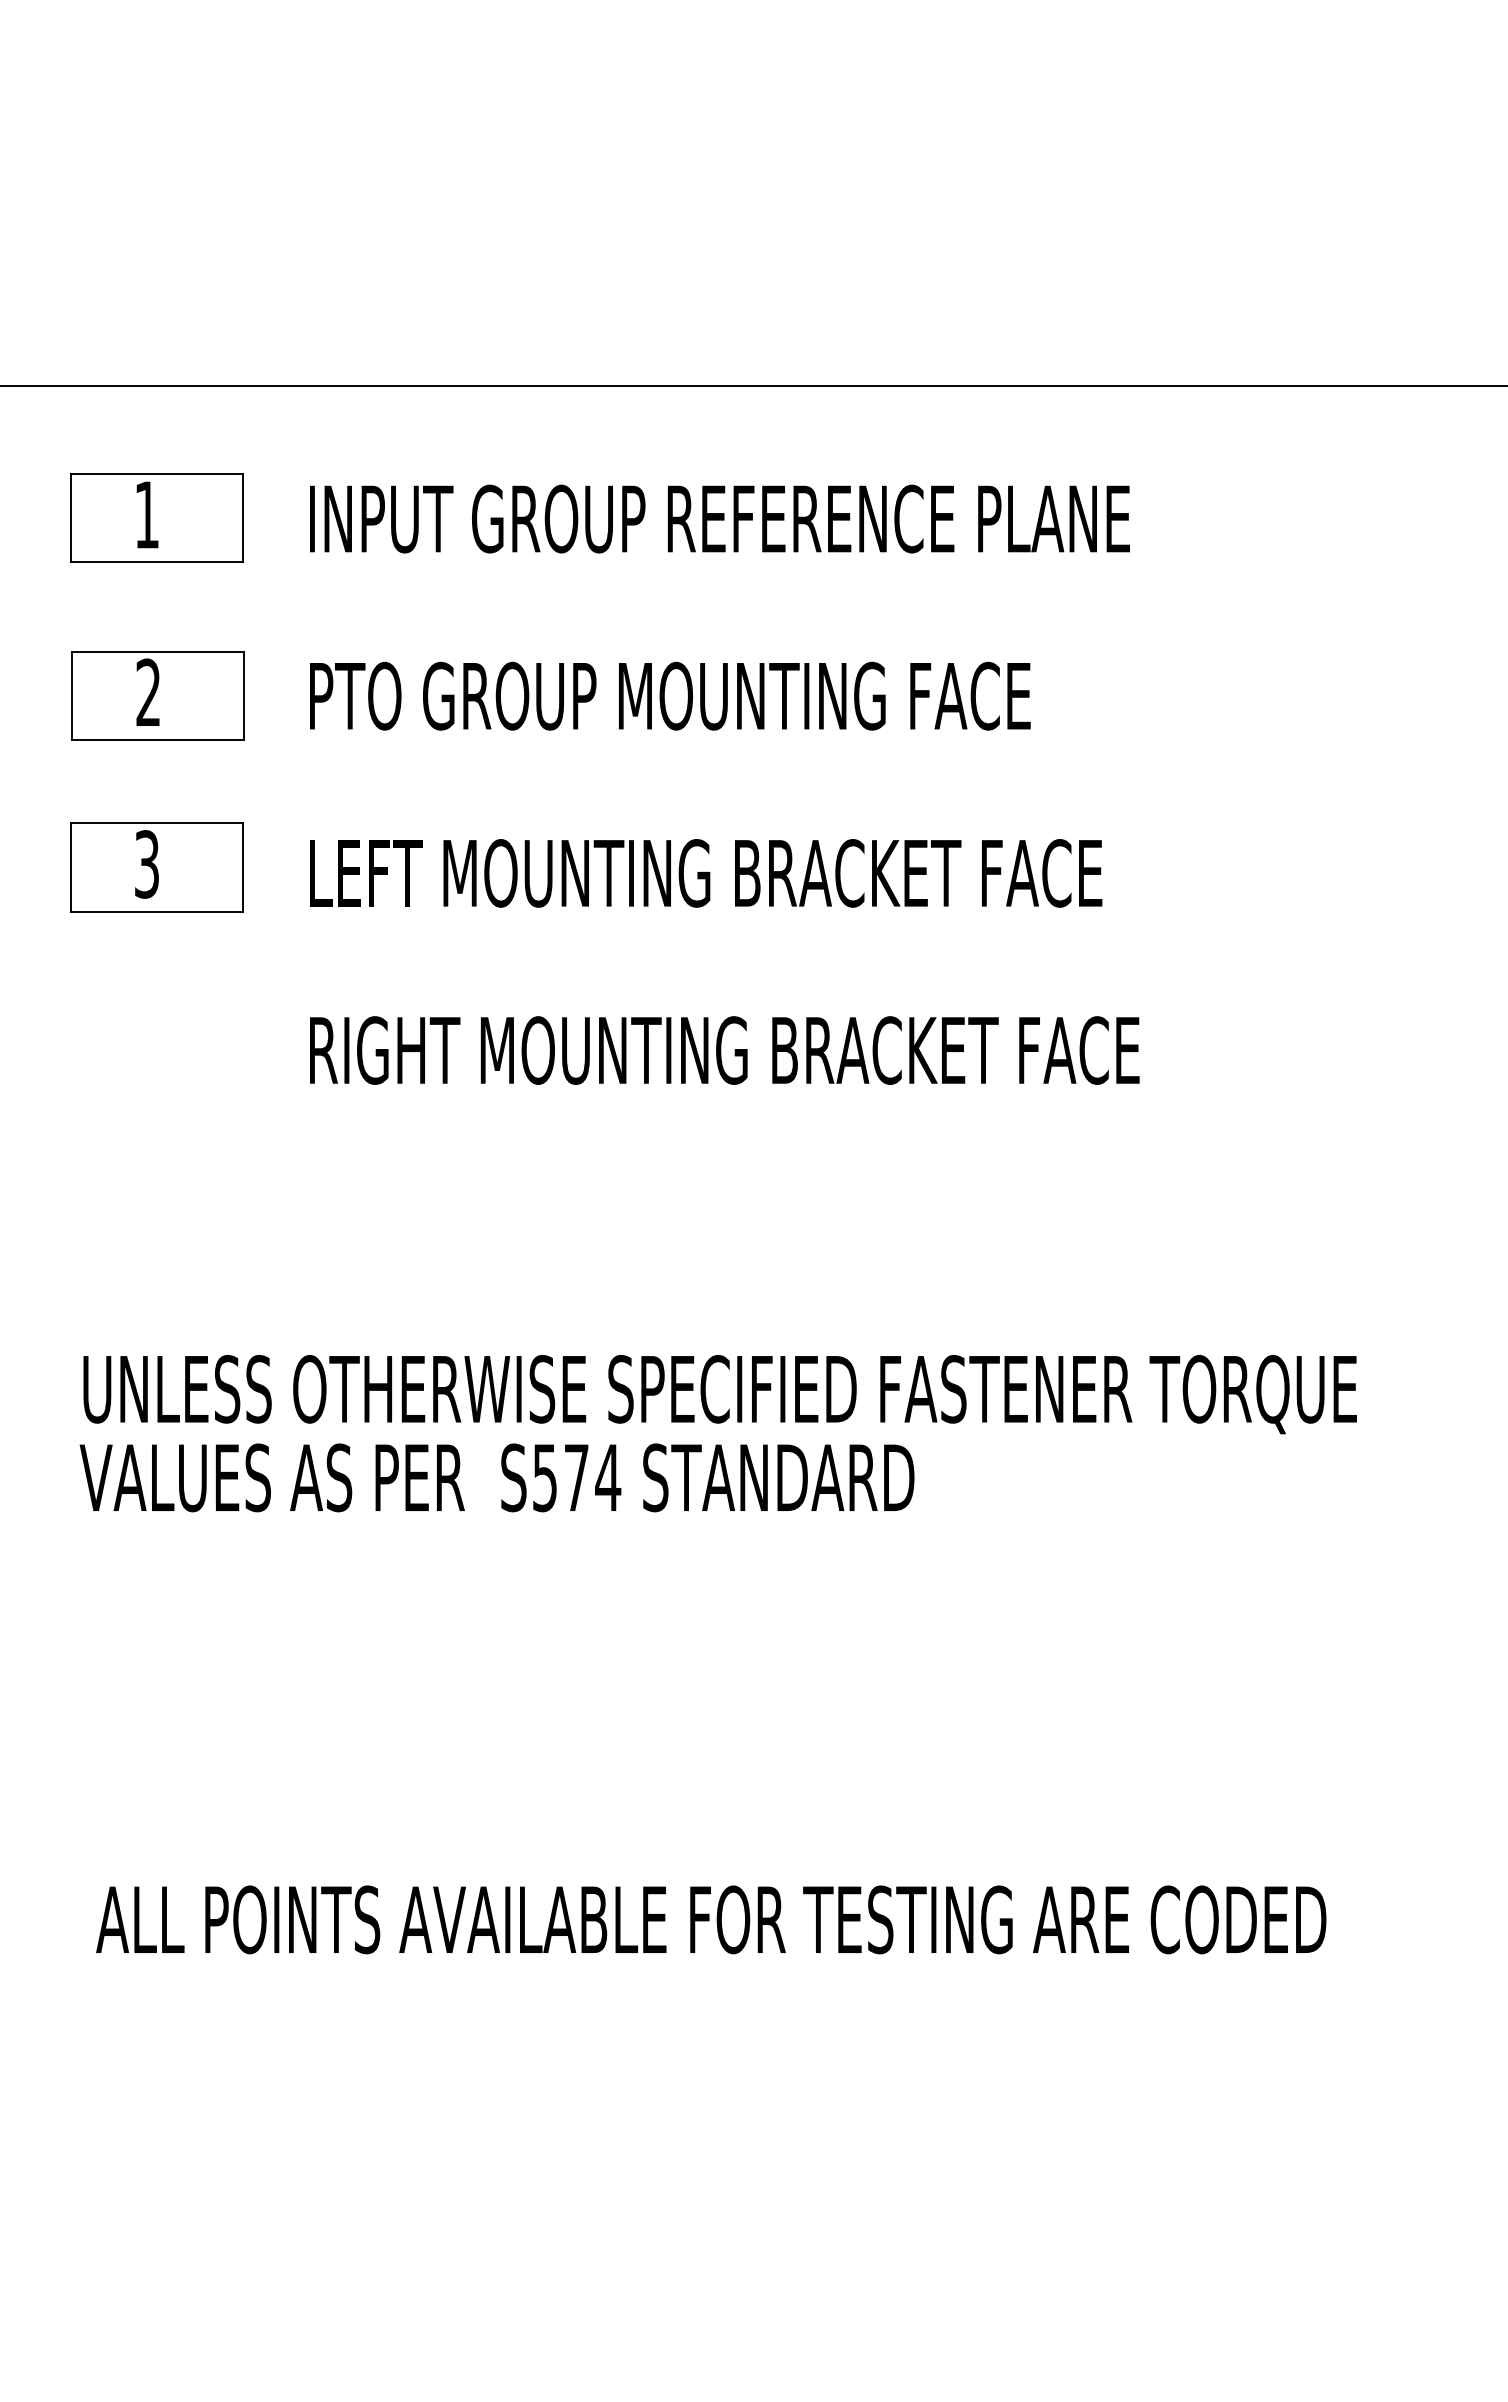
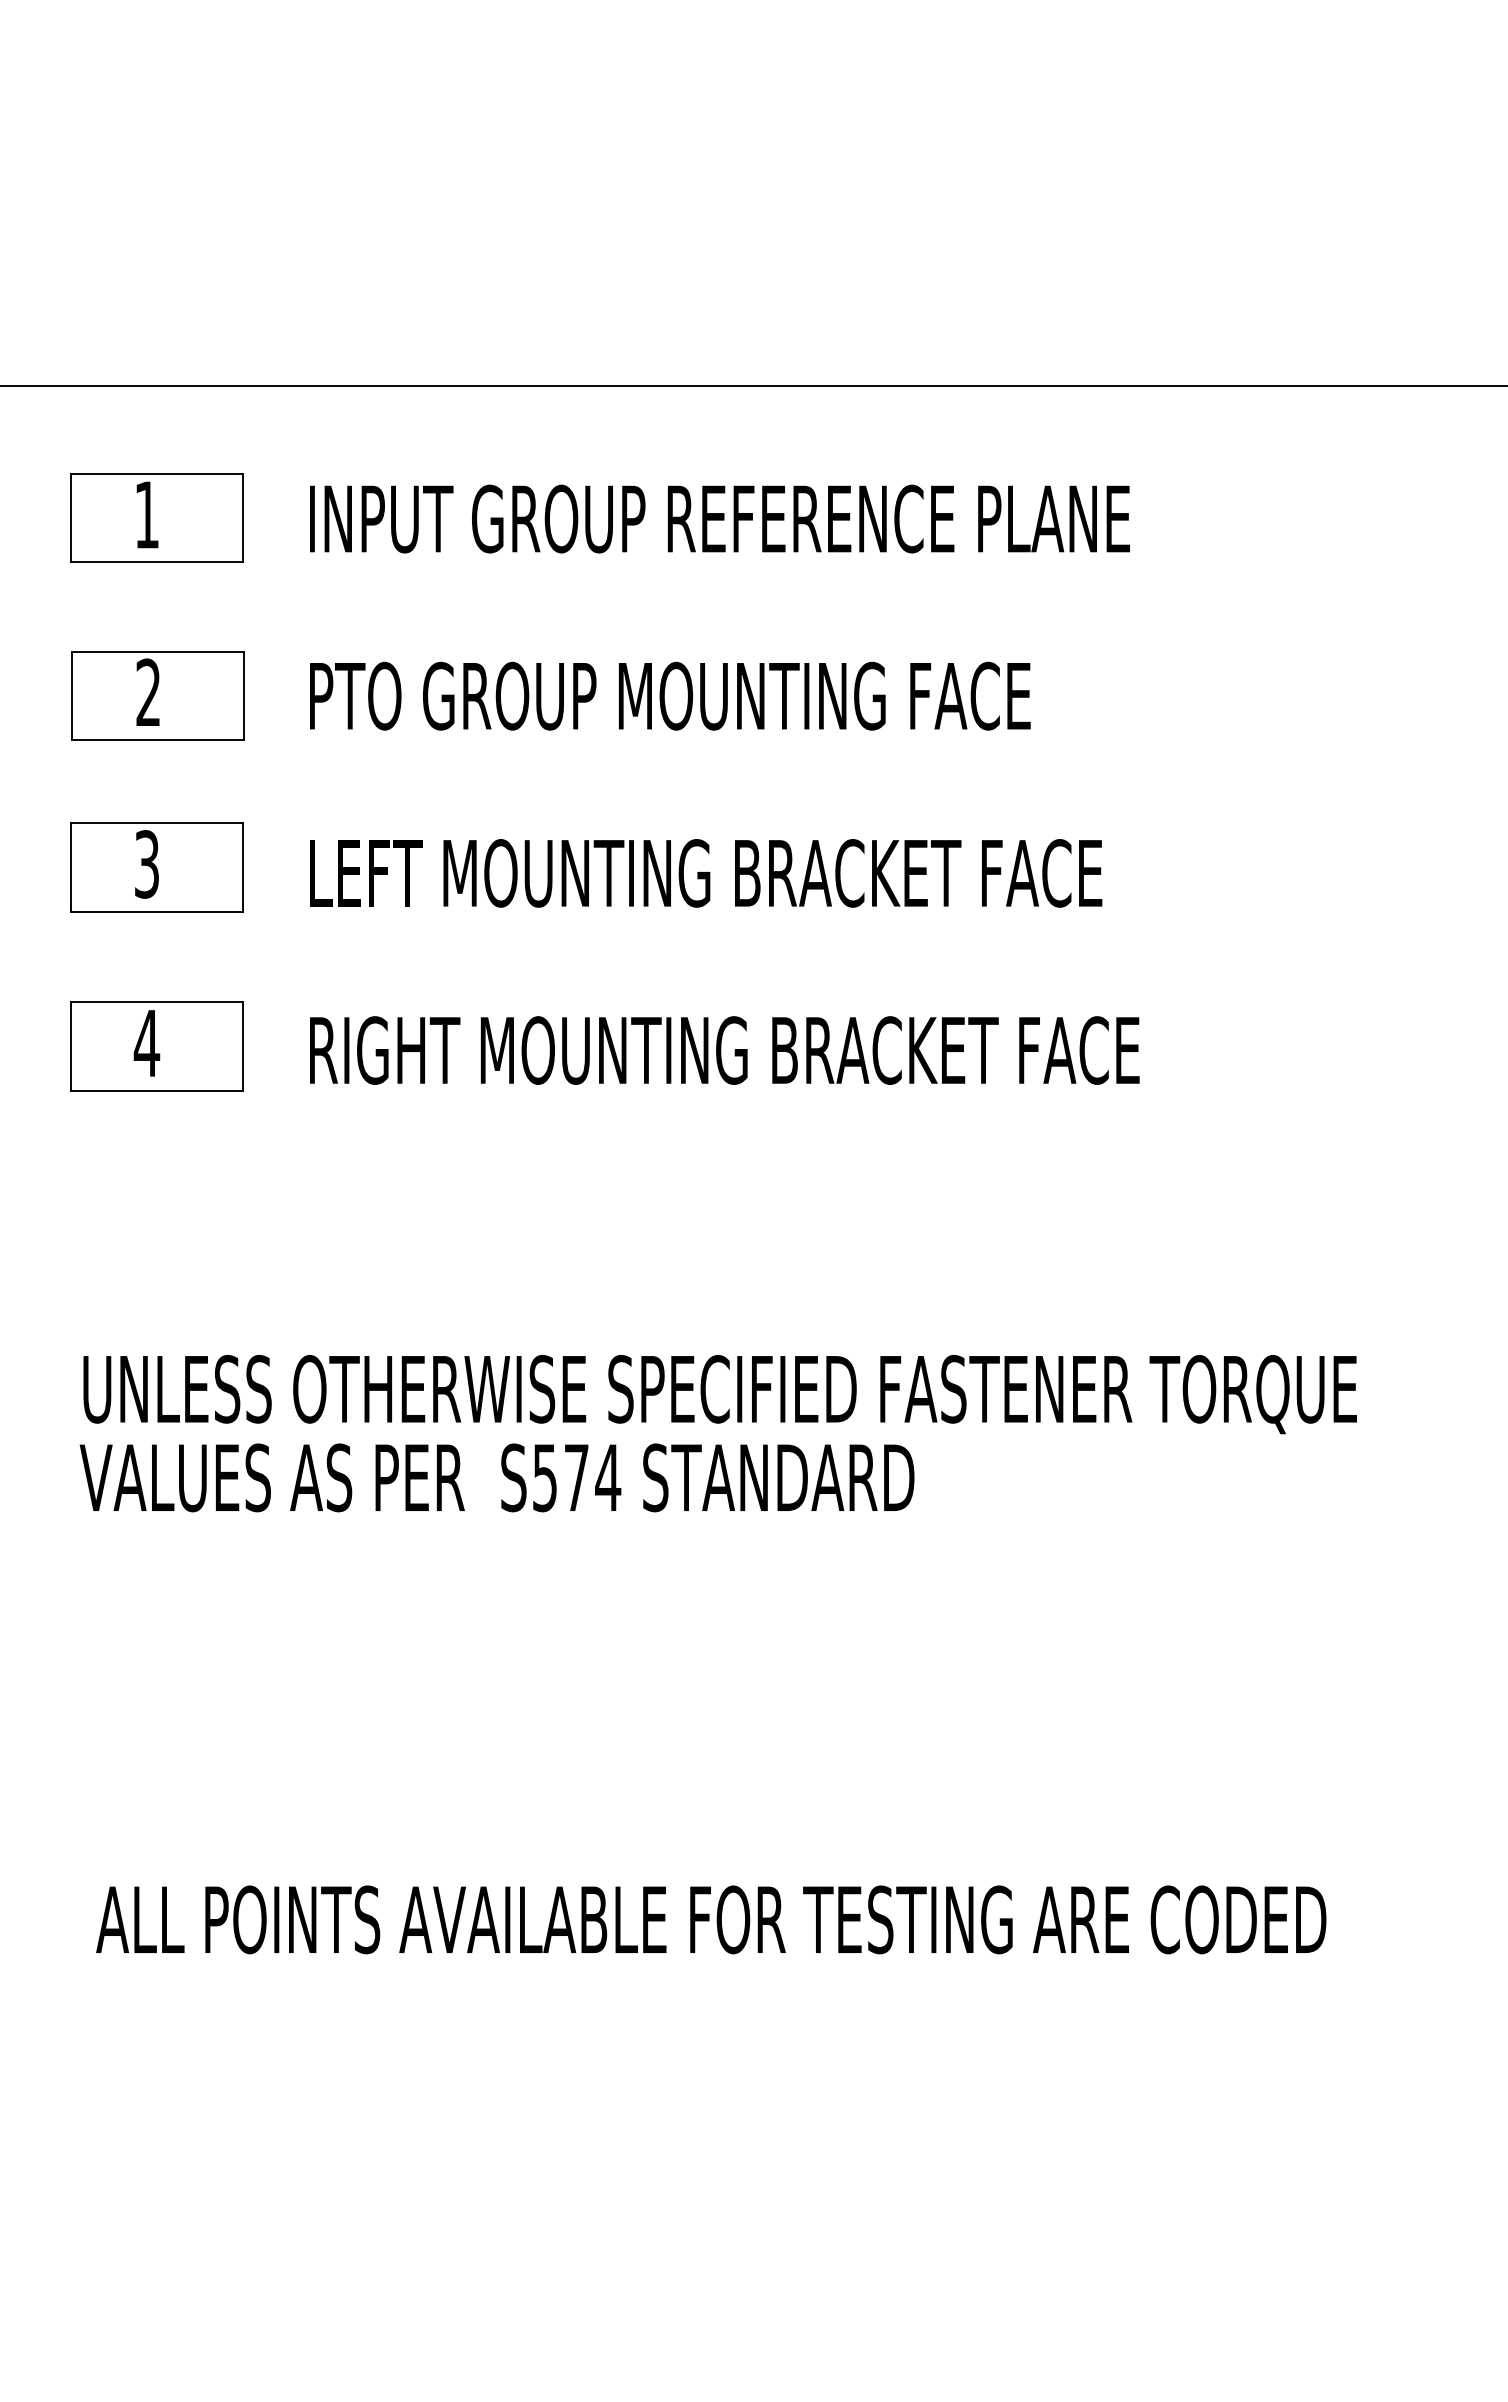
part: none -> present (156, 1046)
